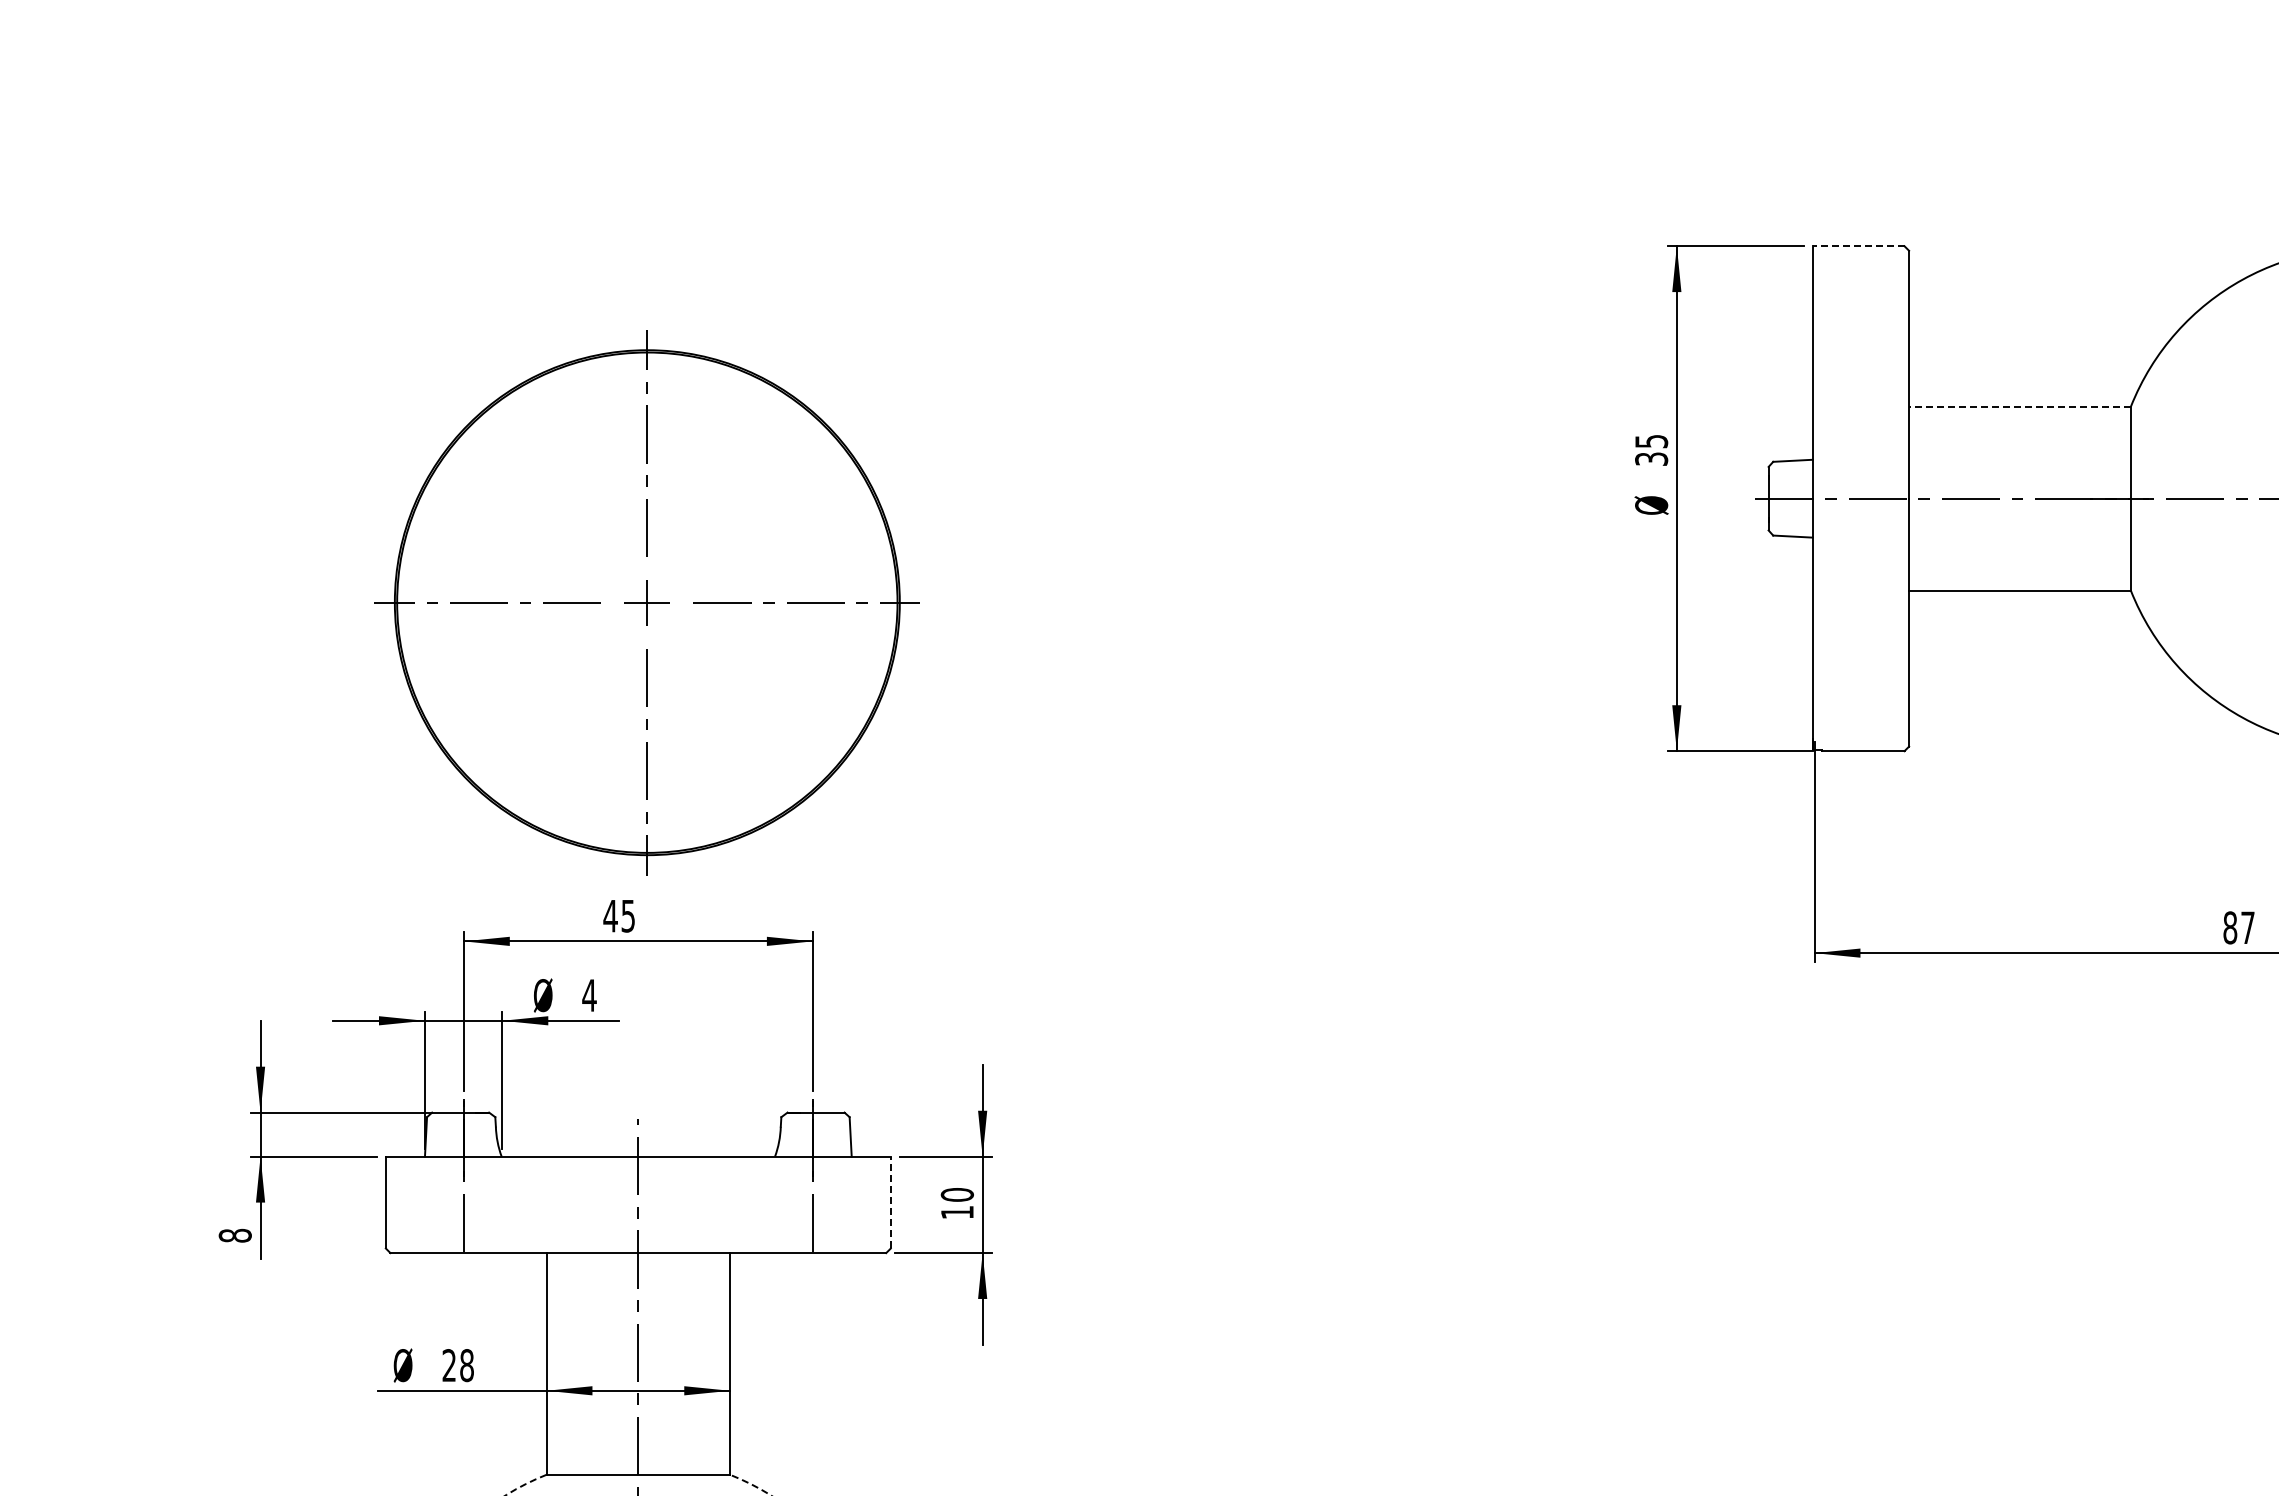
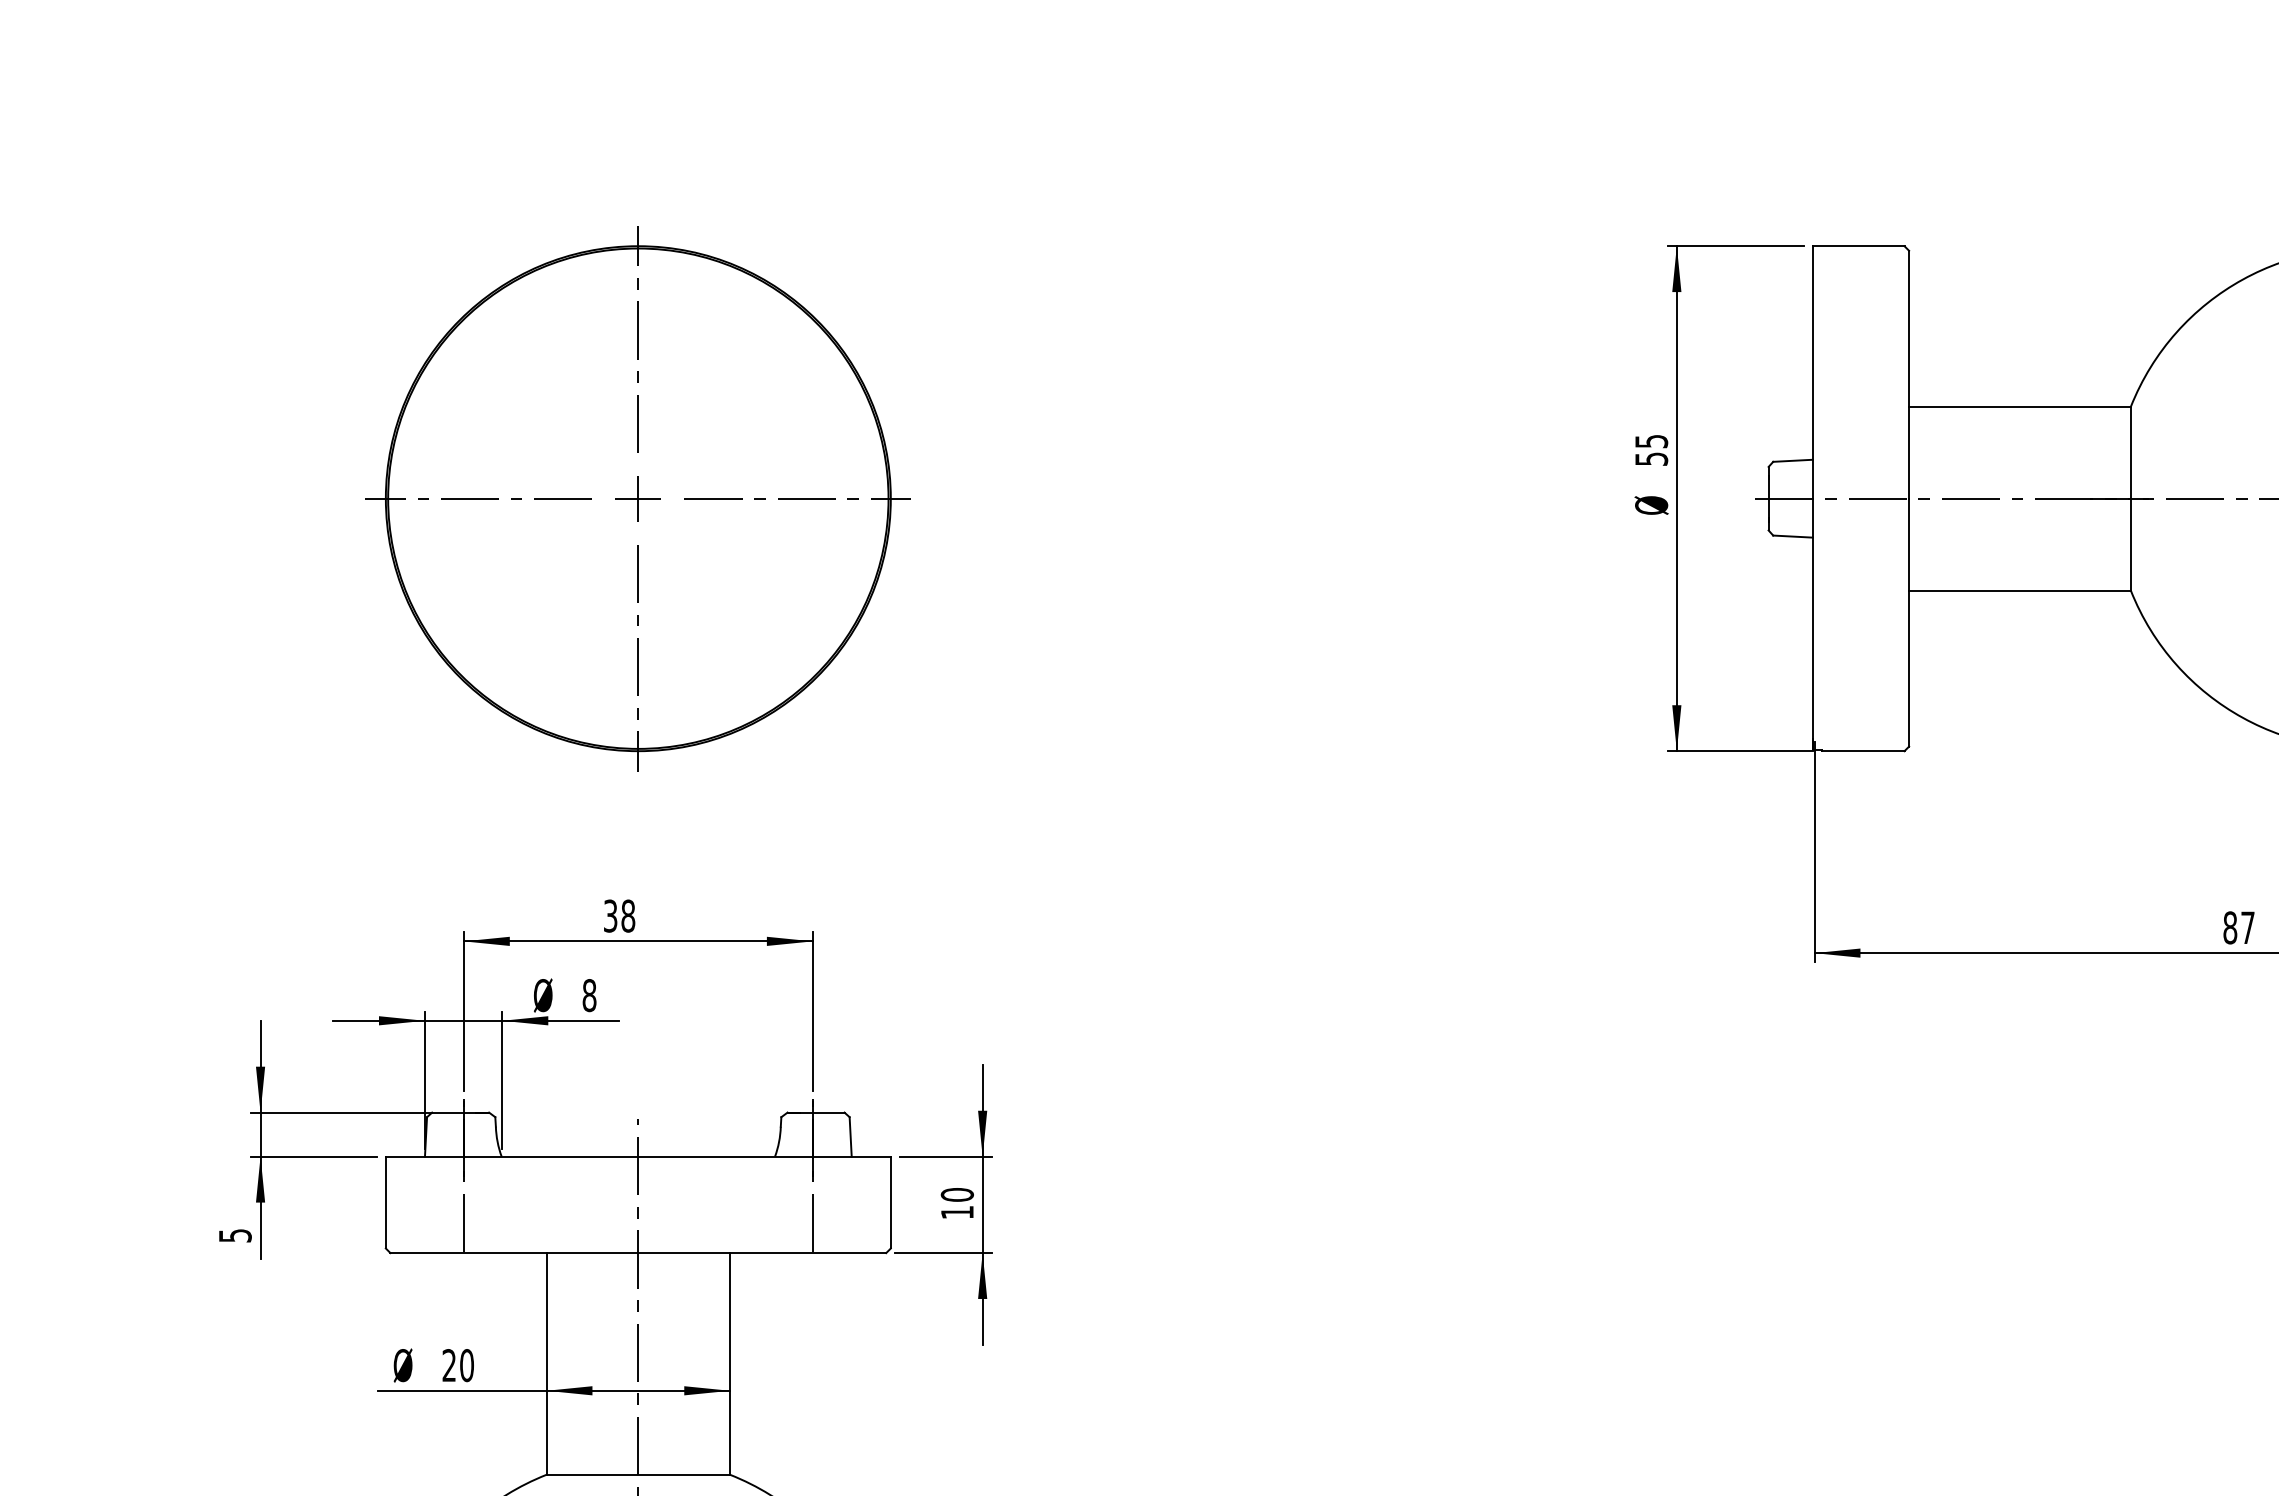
line: dashed -> solid (1858, 246)
line: dashed -> solid (2019, 406)
text: 35 -> 55 (1651, 458)
part position: (646, 602) -> (637, 498) (637, 498)
text: 45 -> 38 (619, 915)
text: 4 -> 8 (589, 995)
line: dashed -> solid (890, 1202)
text: 8 -> 5 (234, 1235)
text: 28 -> 20 (466, 1365)
arc: dashed -> solid (771, 1495)
